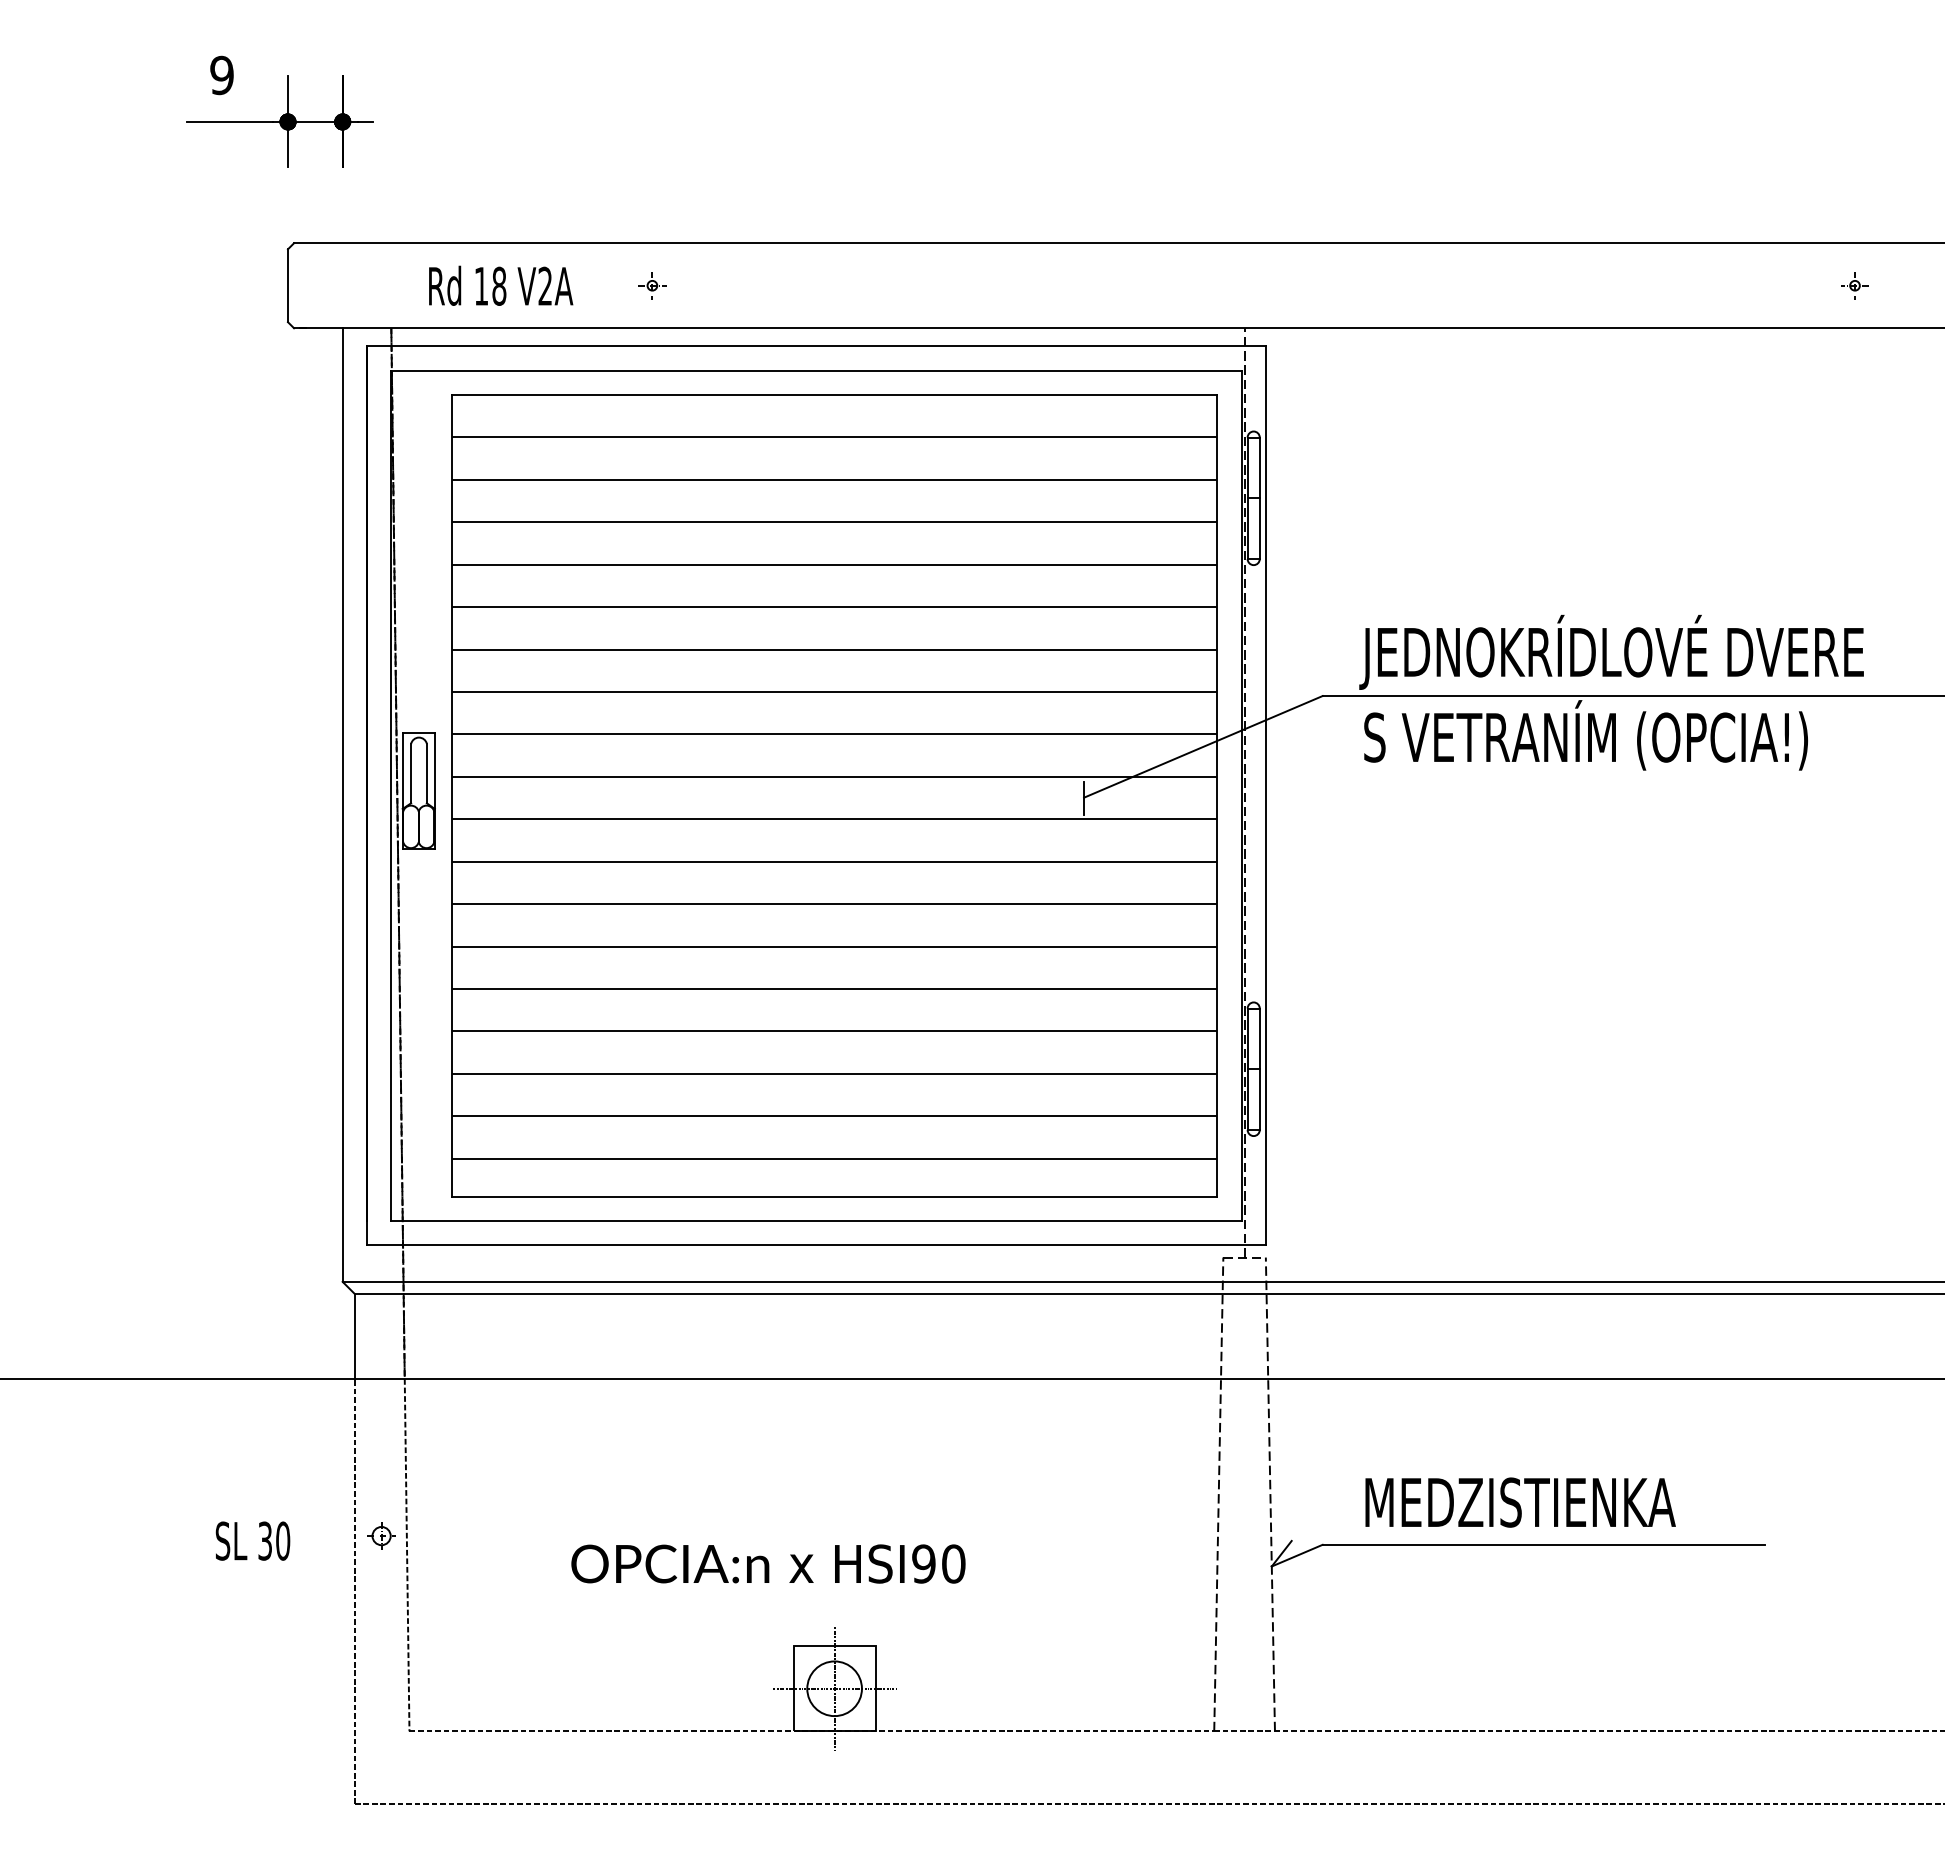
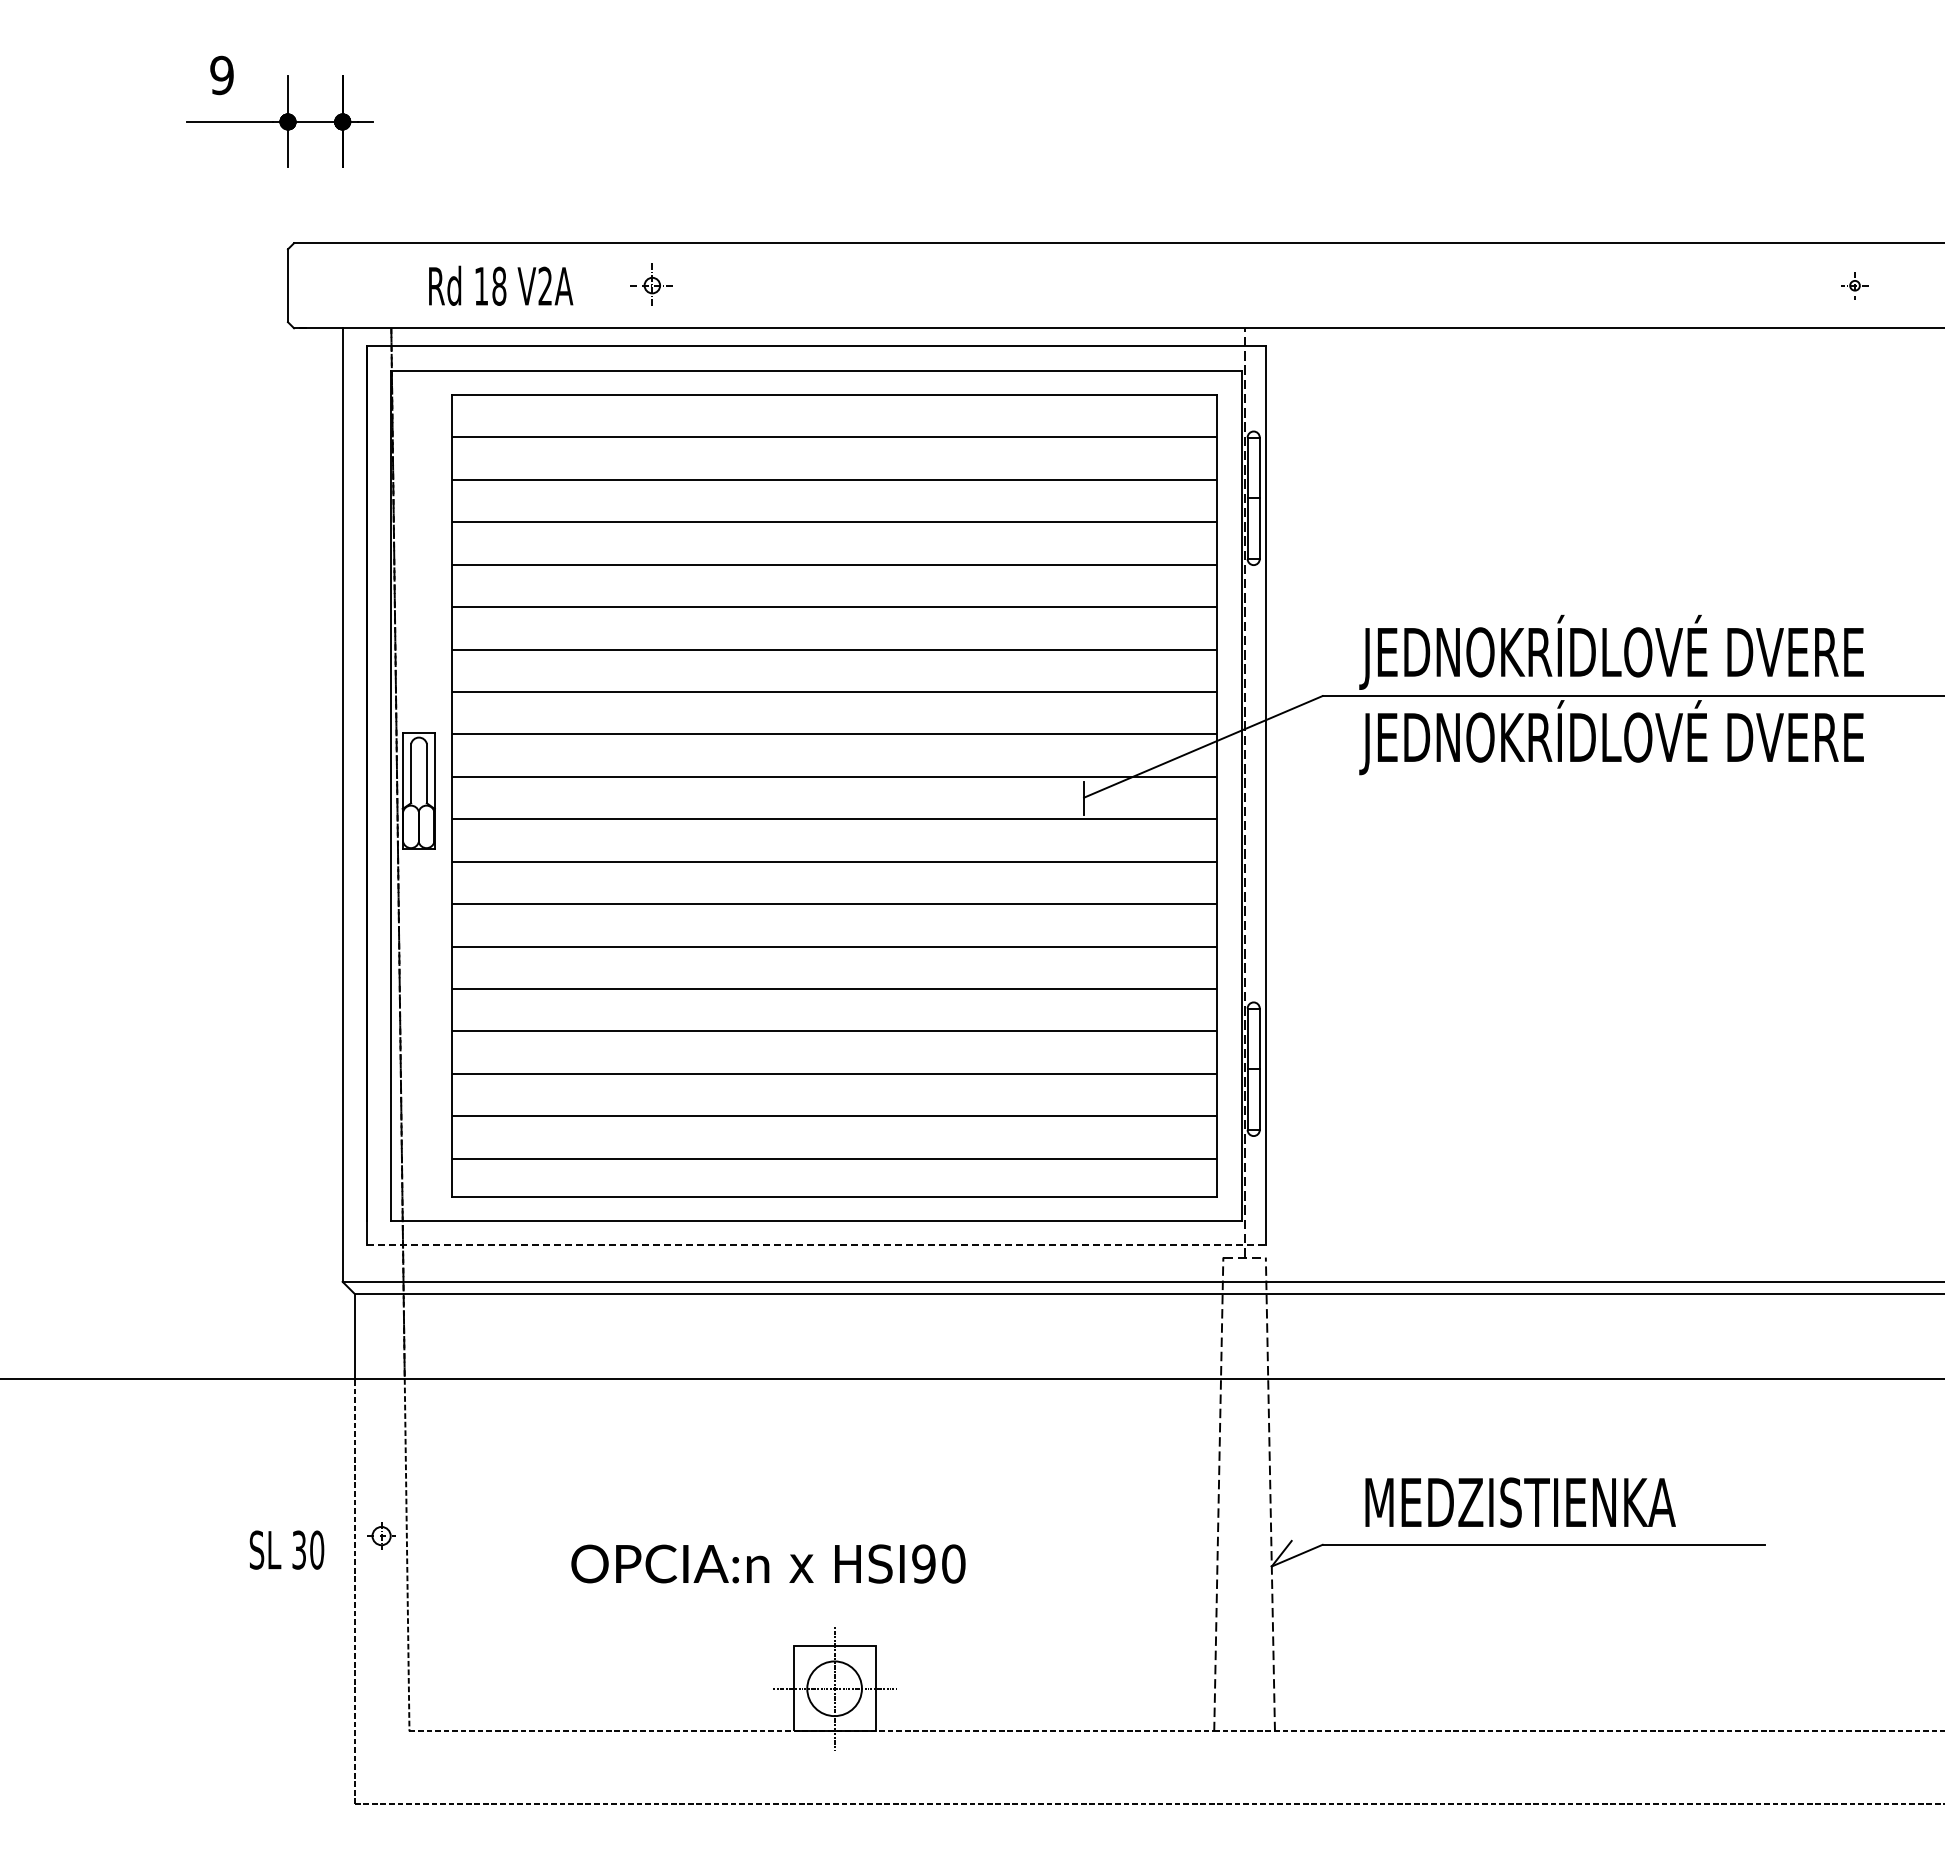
part size: 29x28 px -> 43x43 px (651, 284)
text: S VETRANÍM (OPCIA!) -> JEDNOKRÍDLOVÉ DVERE (1611, 737)
line: solid -> dashed (816, 1245)
text position: (252, 1540) -> (286, 1549) (286, 1549)
